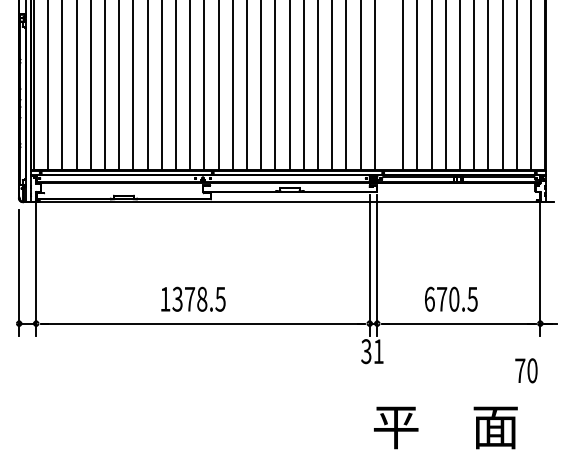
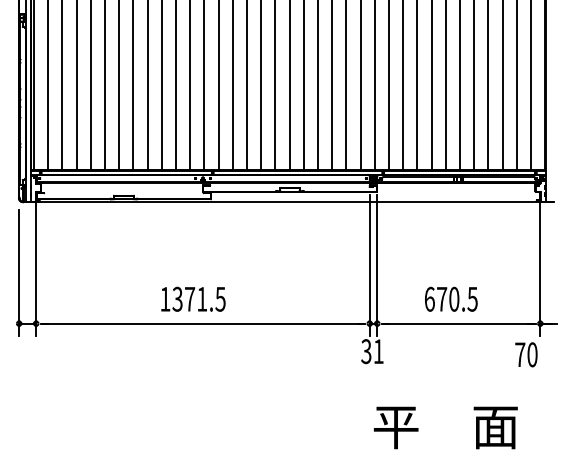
line: none -> present (389, 86)
text: 1378.5 -> 1371.5 (202, 298)
text position: (526, 370) -> (526, 354) (526, 354)
